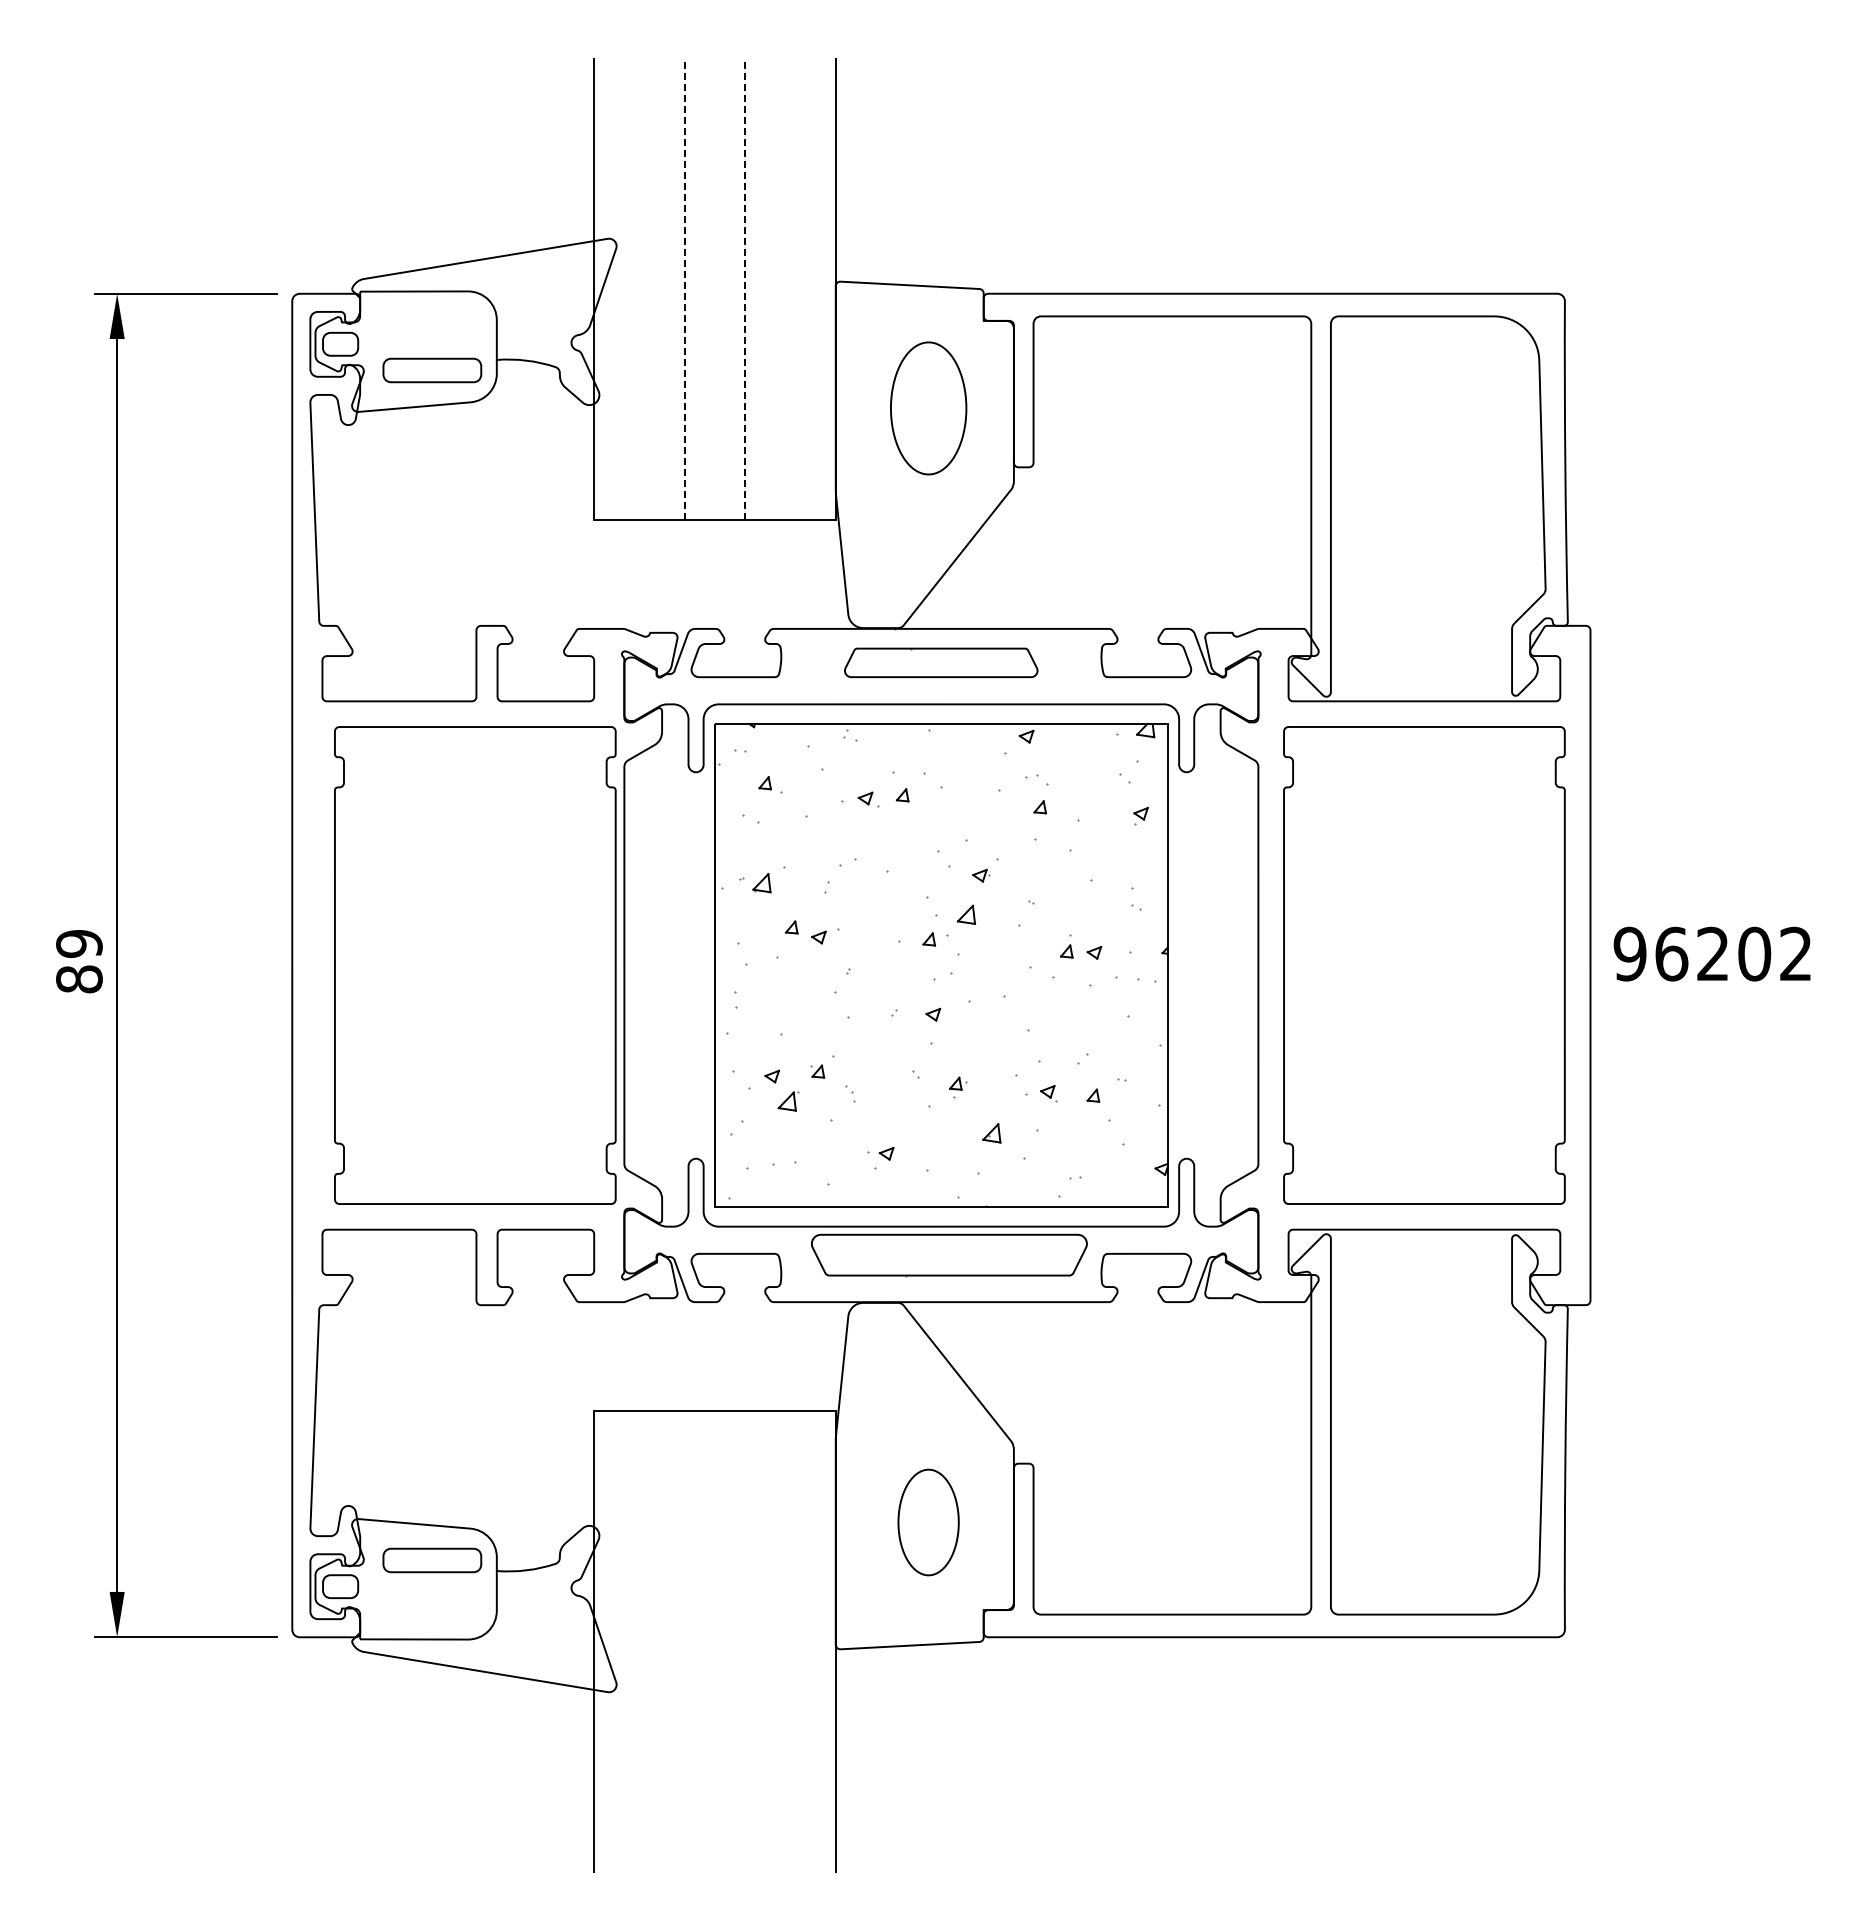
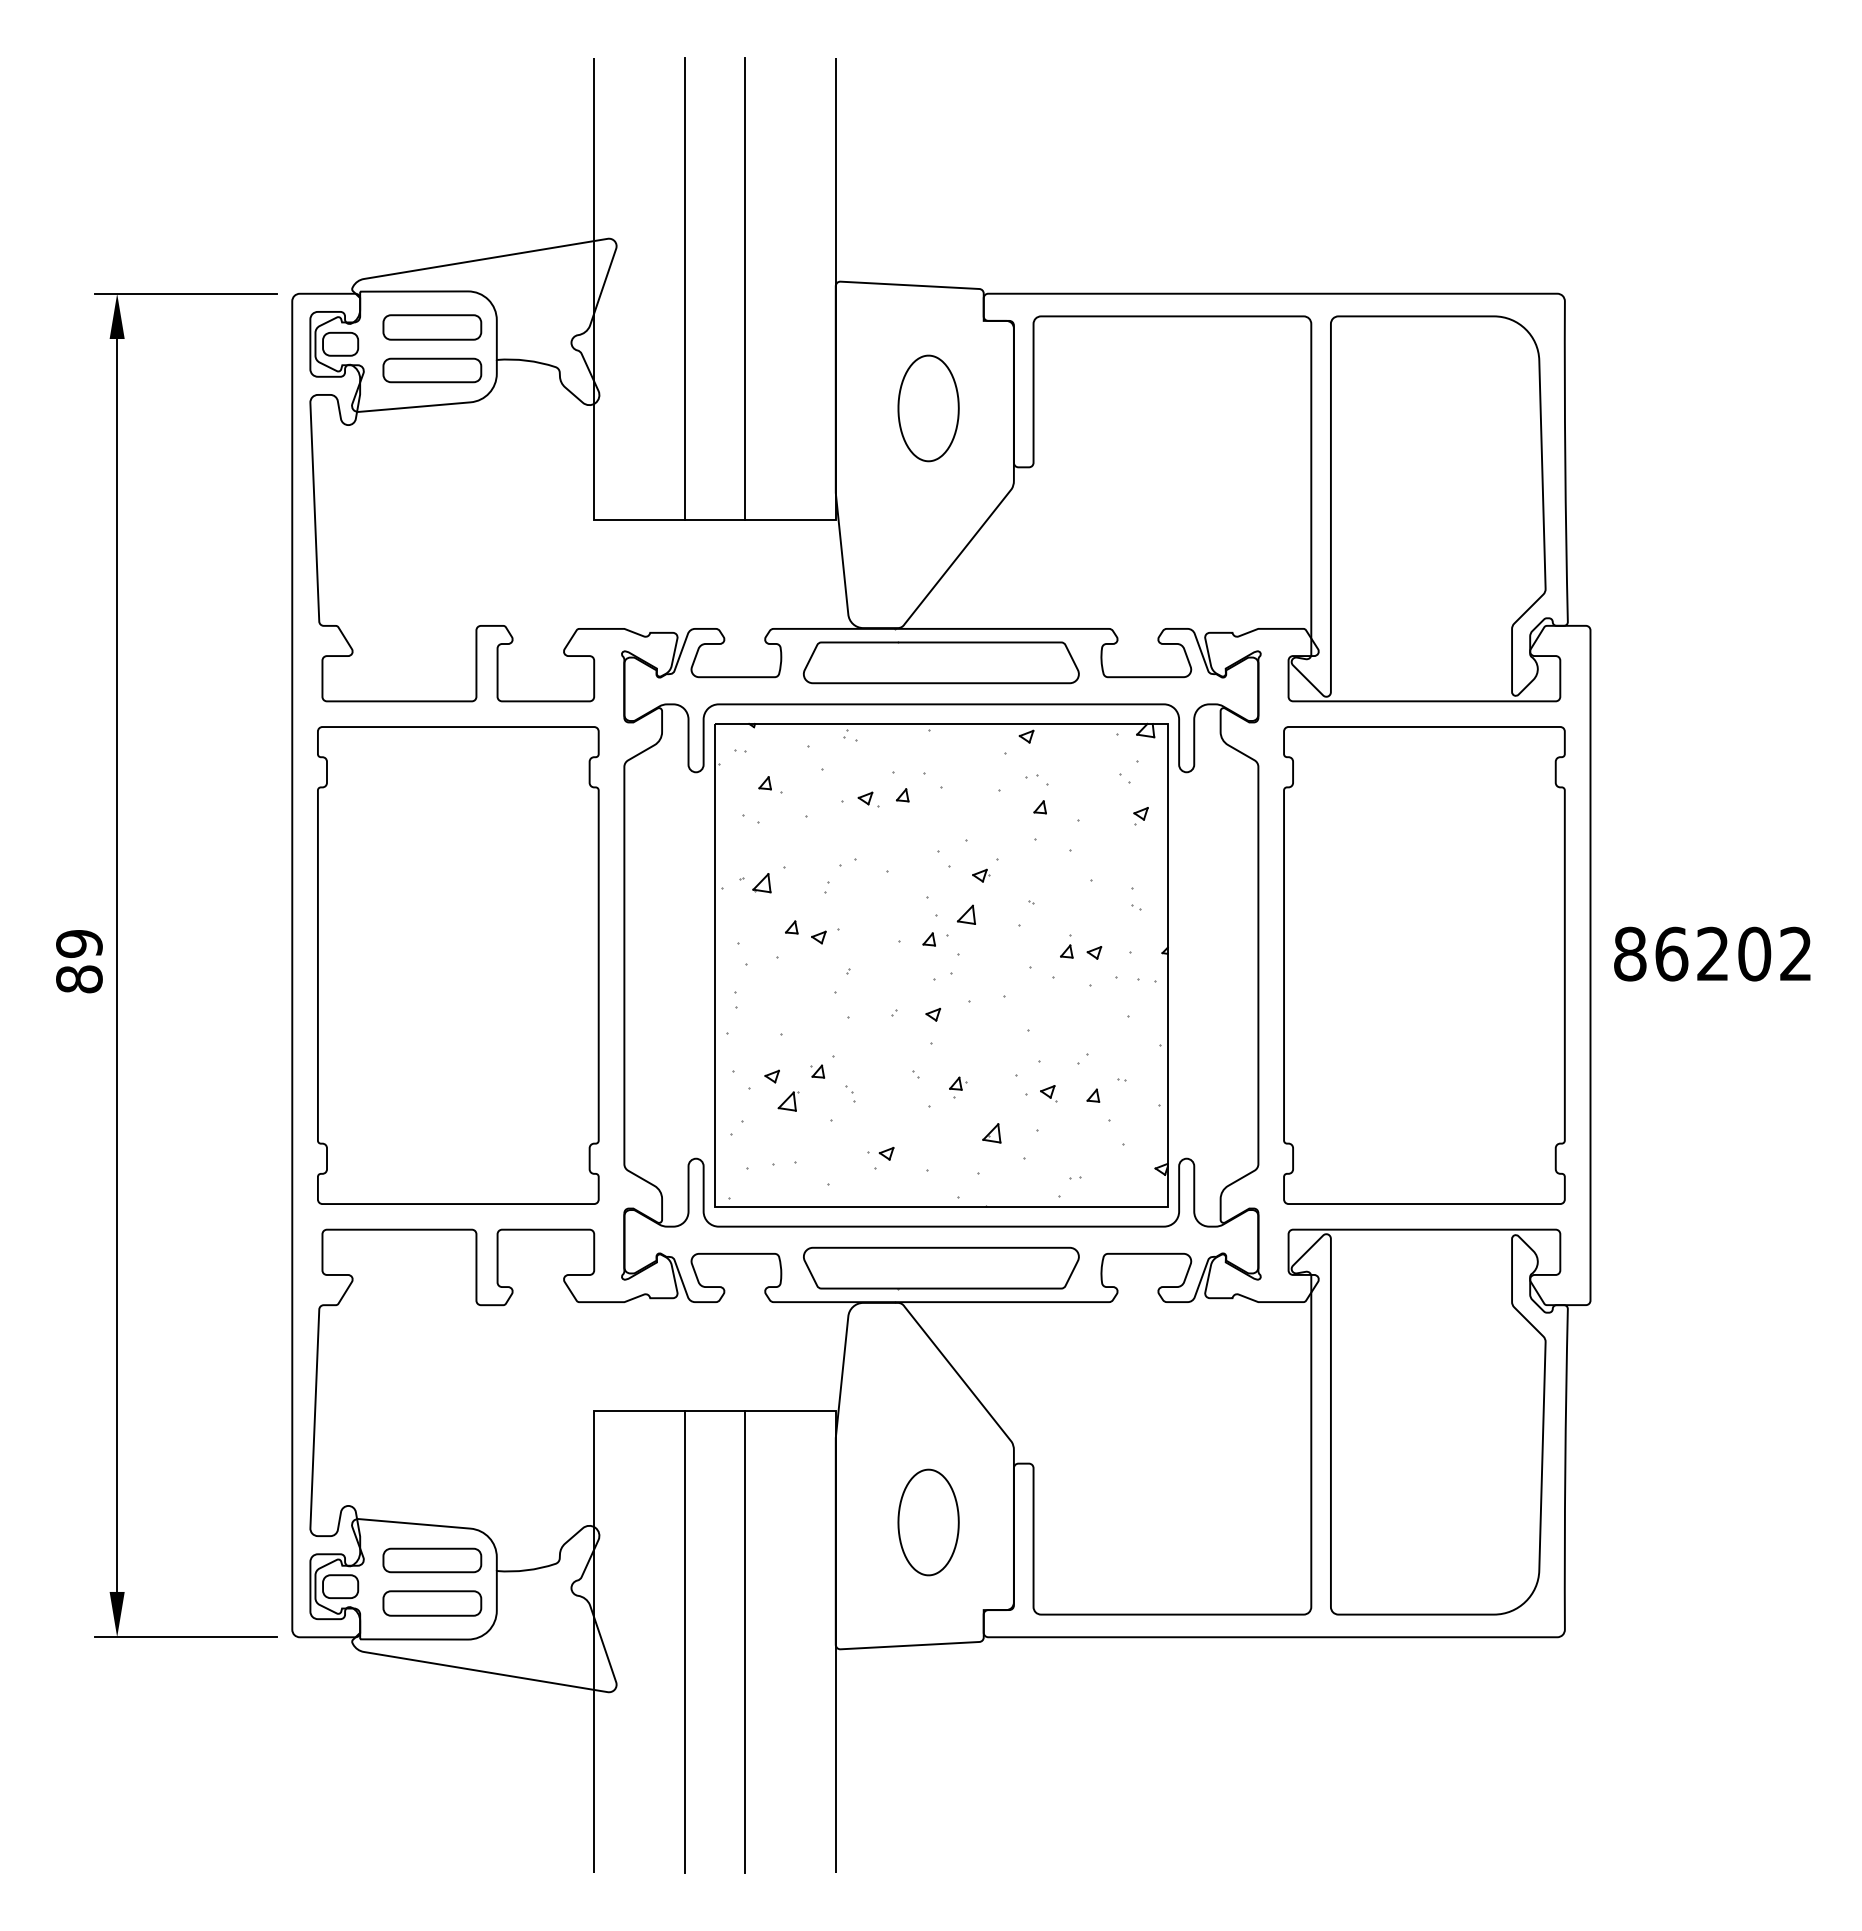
line: dashed -> solid (684, 288)
line: dashed -> solid (745, 288)
part: none -> present (432, 327)
part size: 78x135 px -> 63x109 px (928, 408)
part size: 195x31 px -> 278x44 px (940, 662)
text: 96202 -> 86202 (1629, 953)
part position: (475, 965) -> (458, 965) (458, 965)
part position: (949, 1255) -> (941, 1268) (941, 1268)
part: none -> present (432, 1603)
line: none -> present (684, 1641)
line: none -> present (745, 1641)
